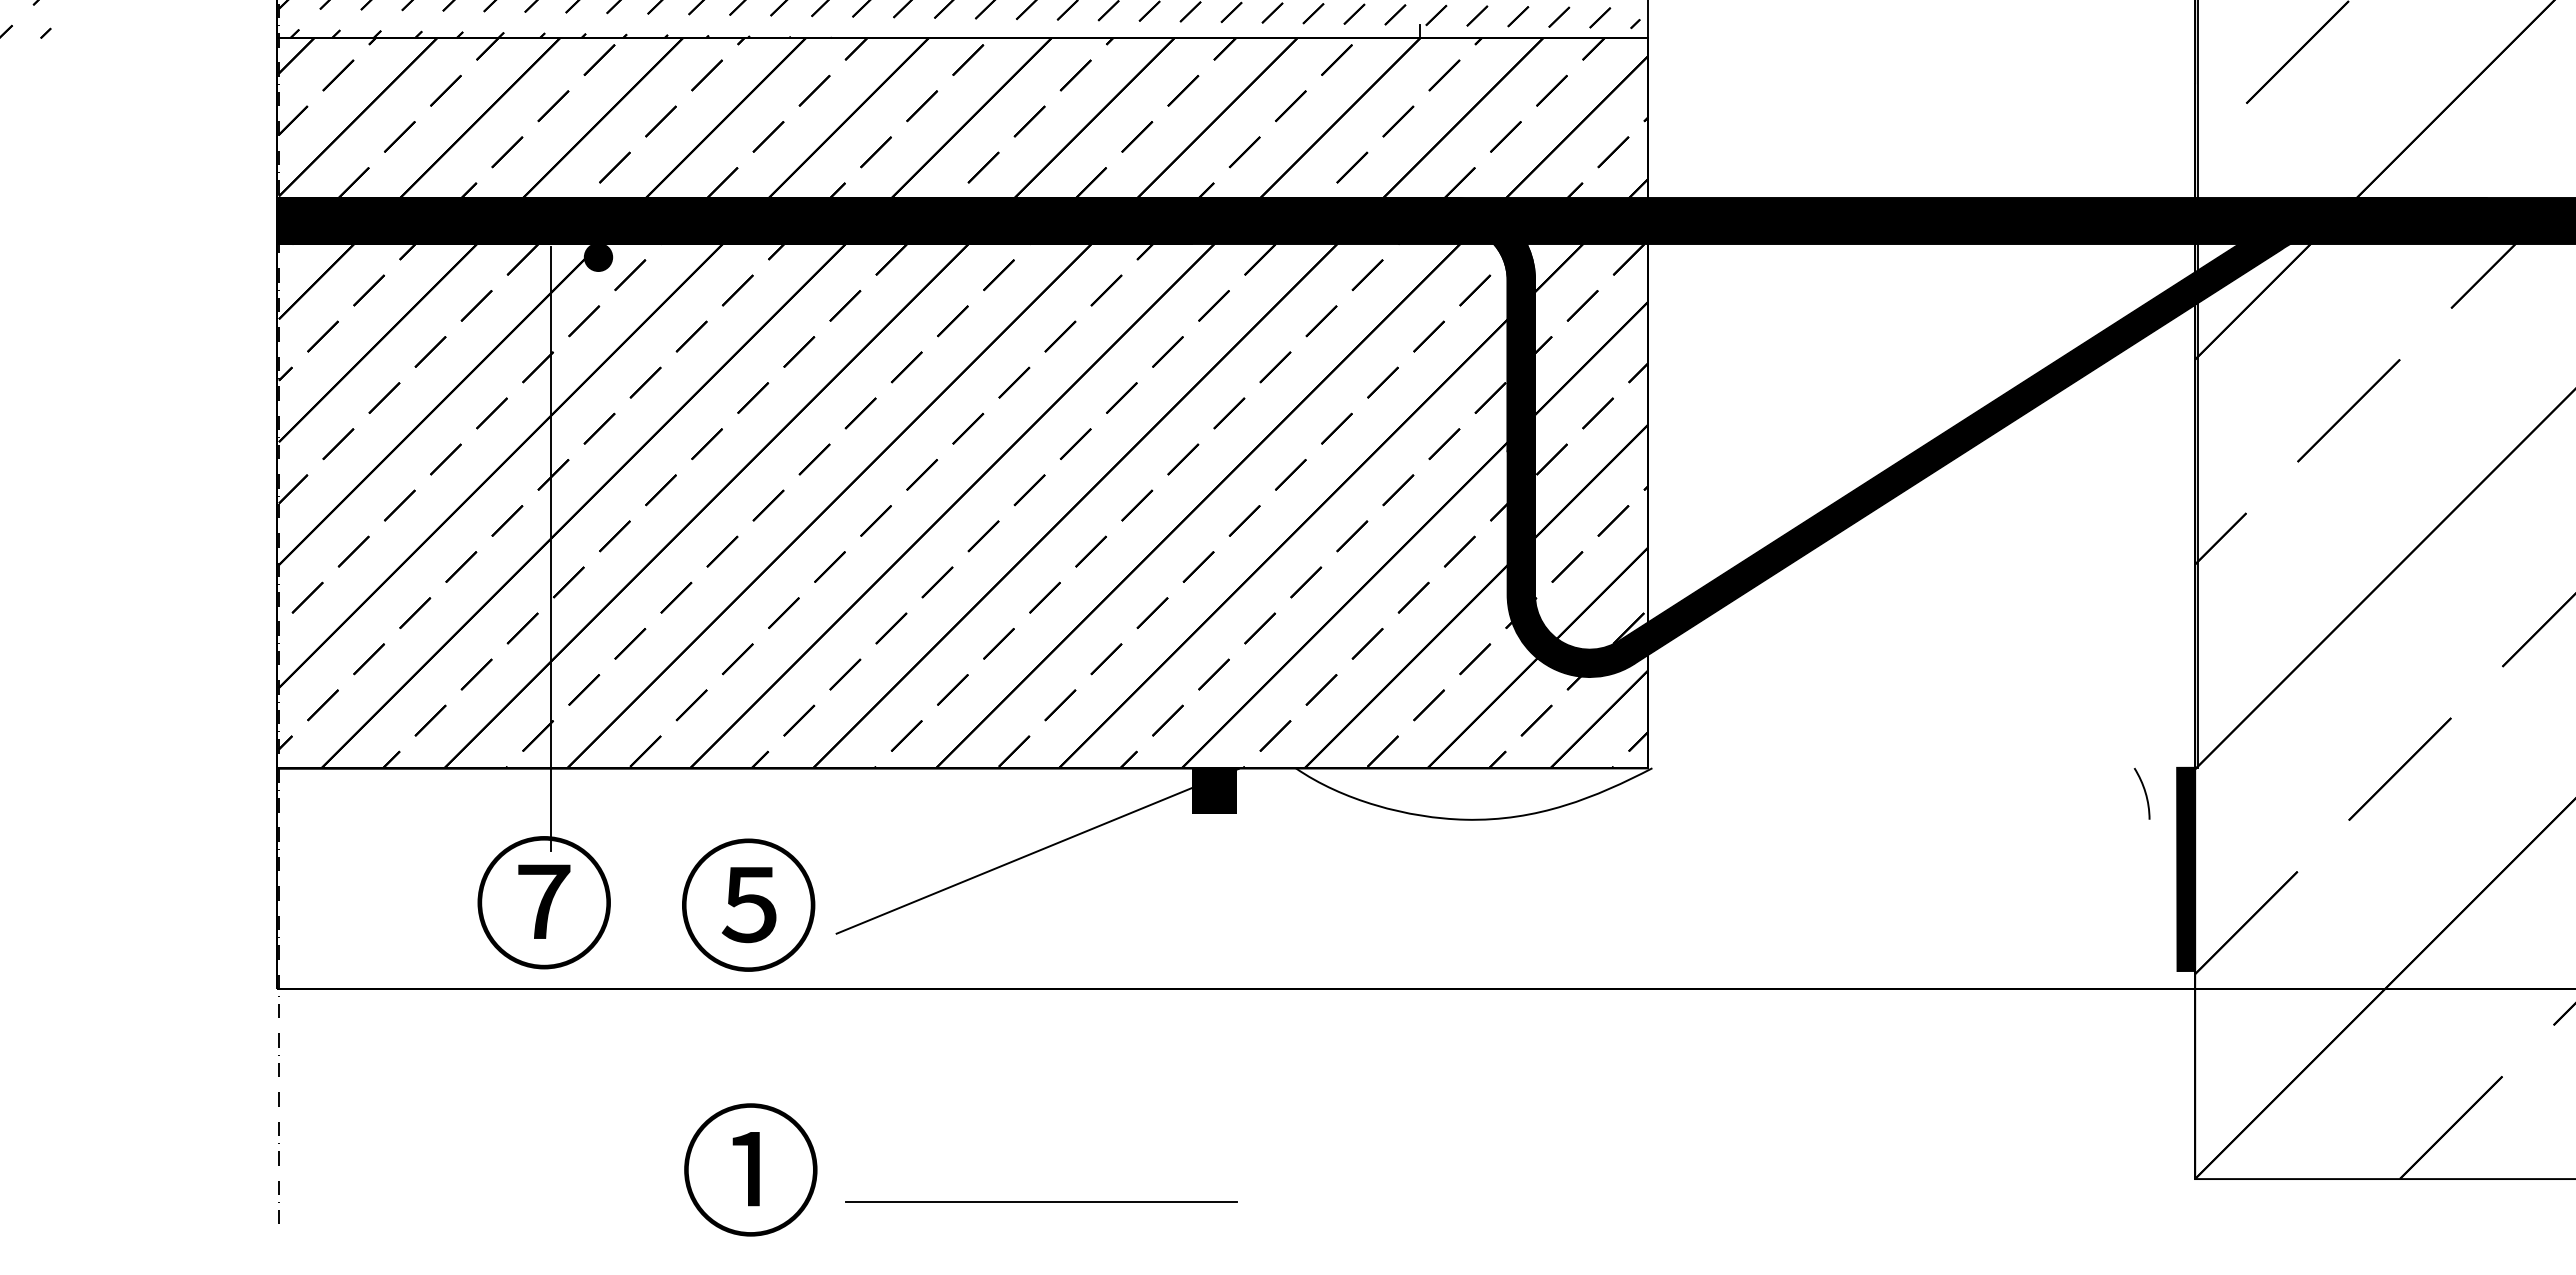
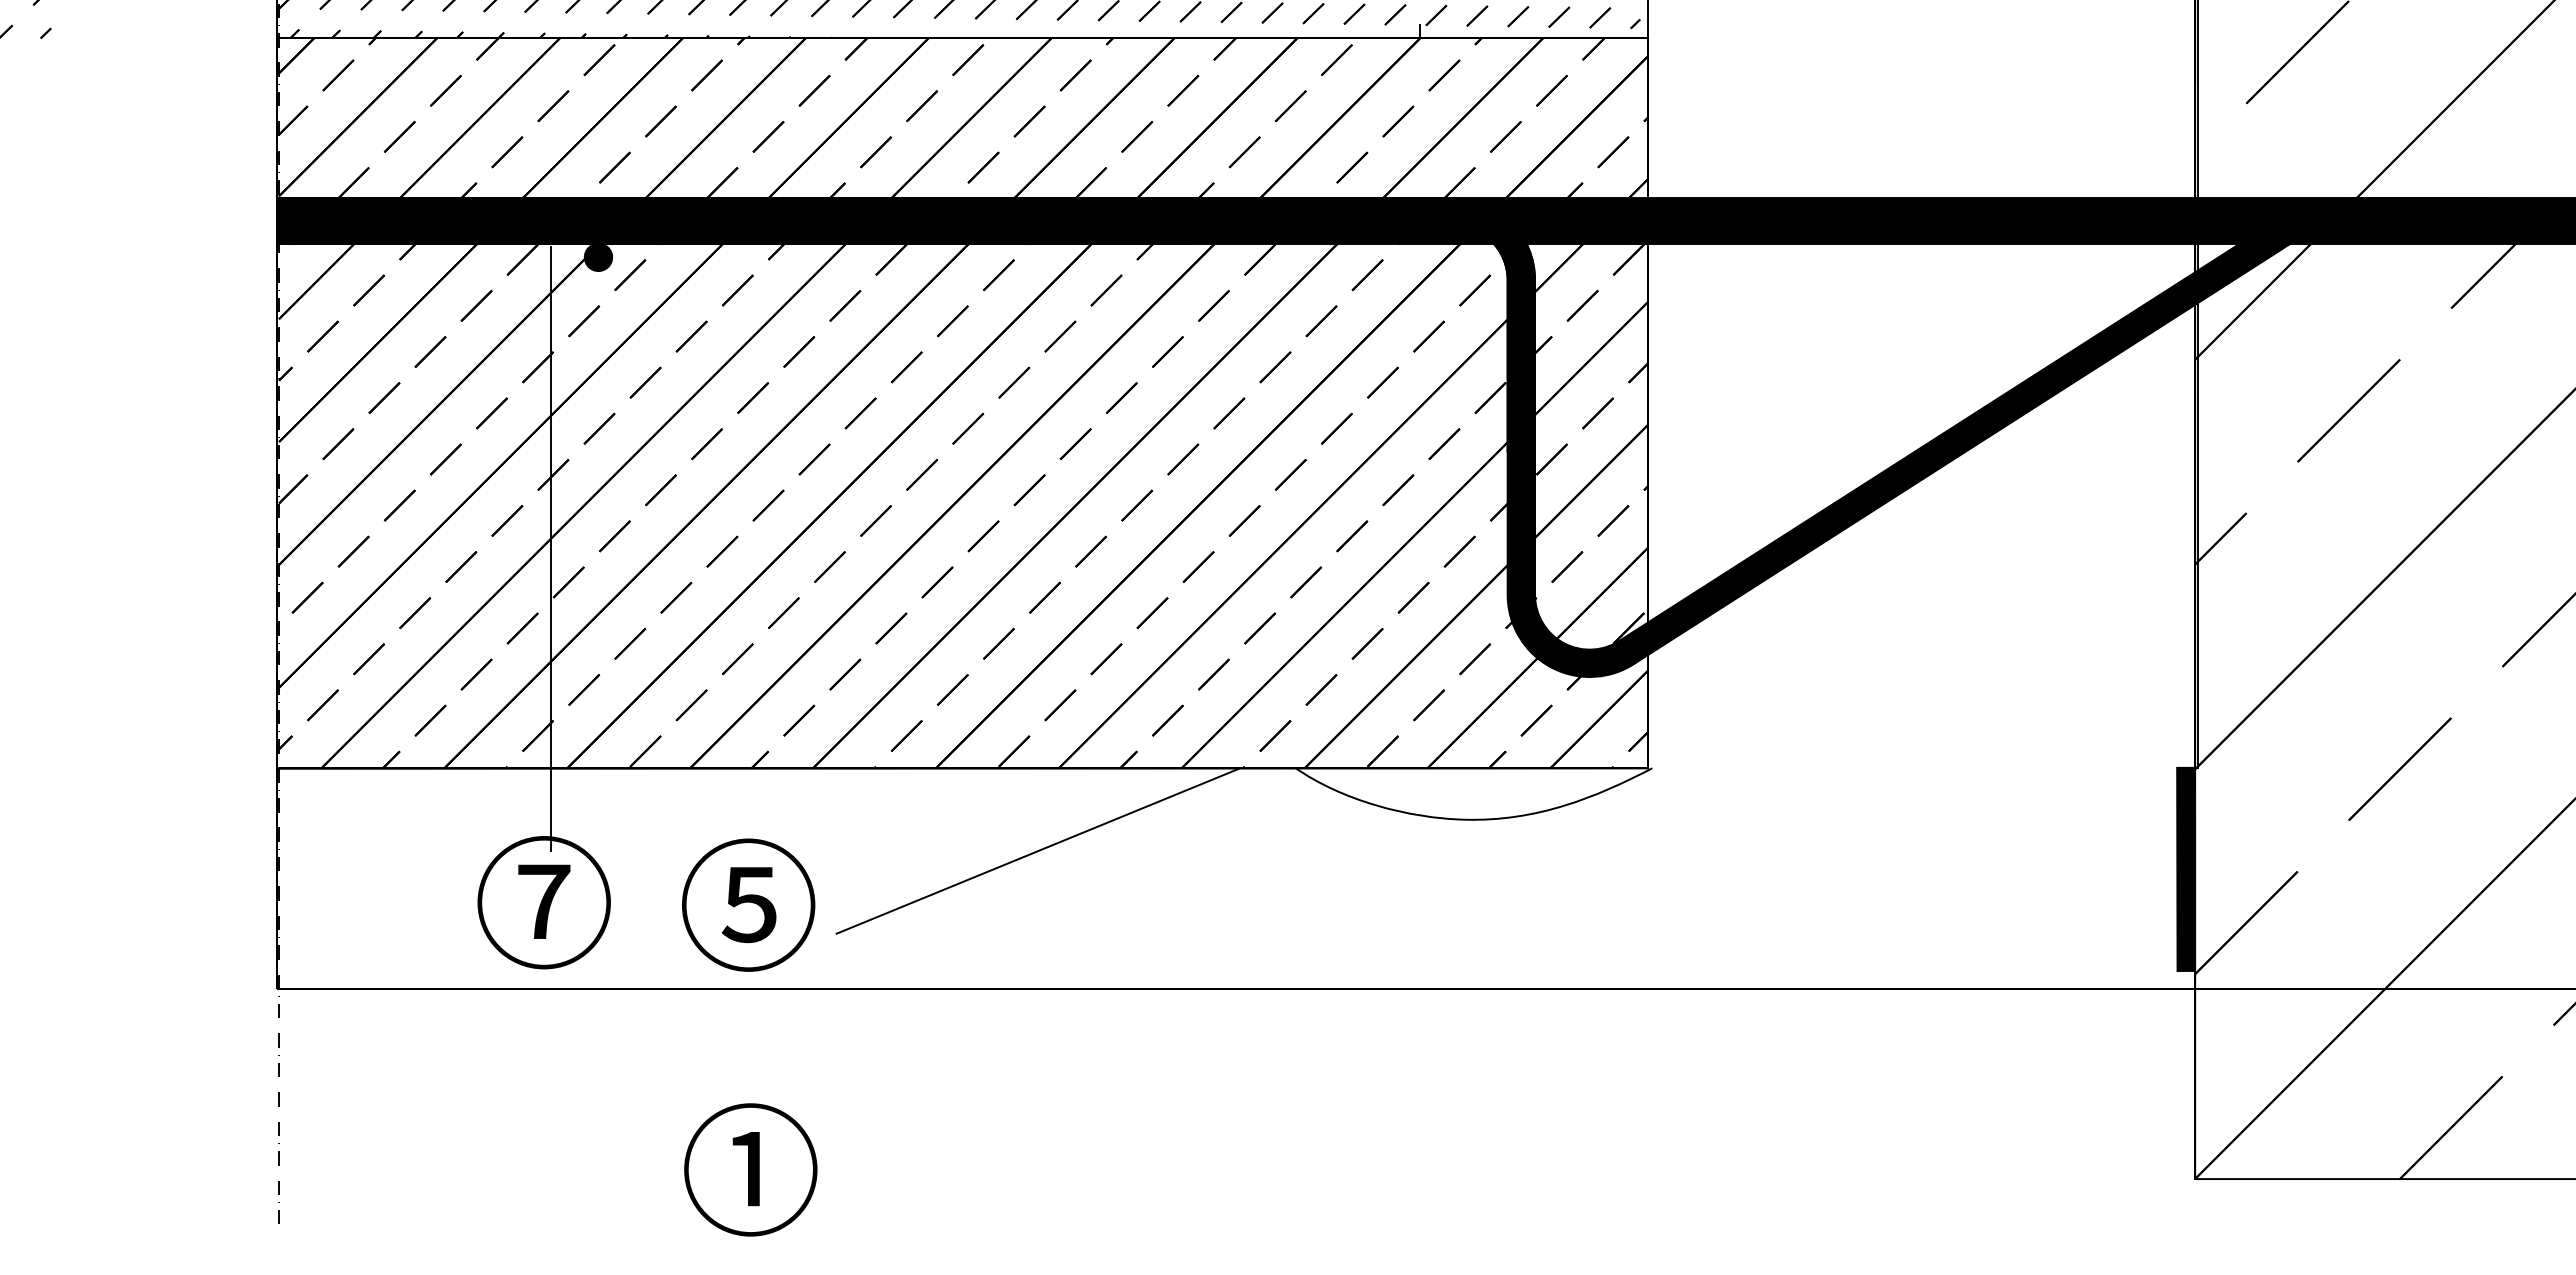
fill: present -> none (1214, 790)
curve: present -> none (2144, 793)
line: present -> none (1041, 1201)
